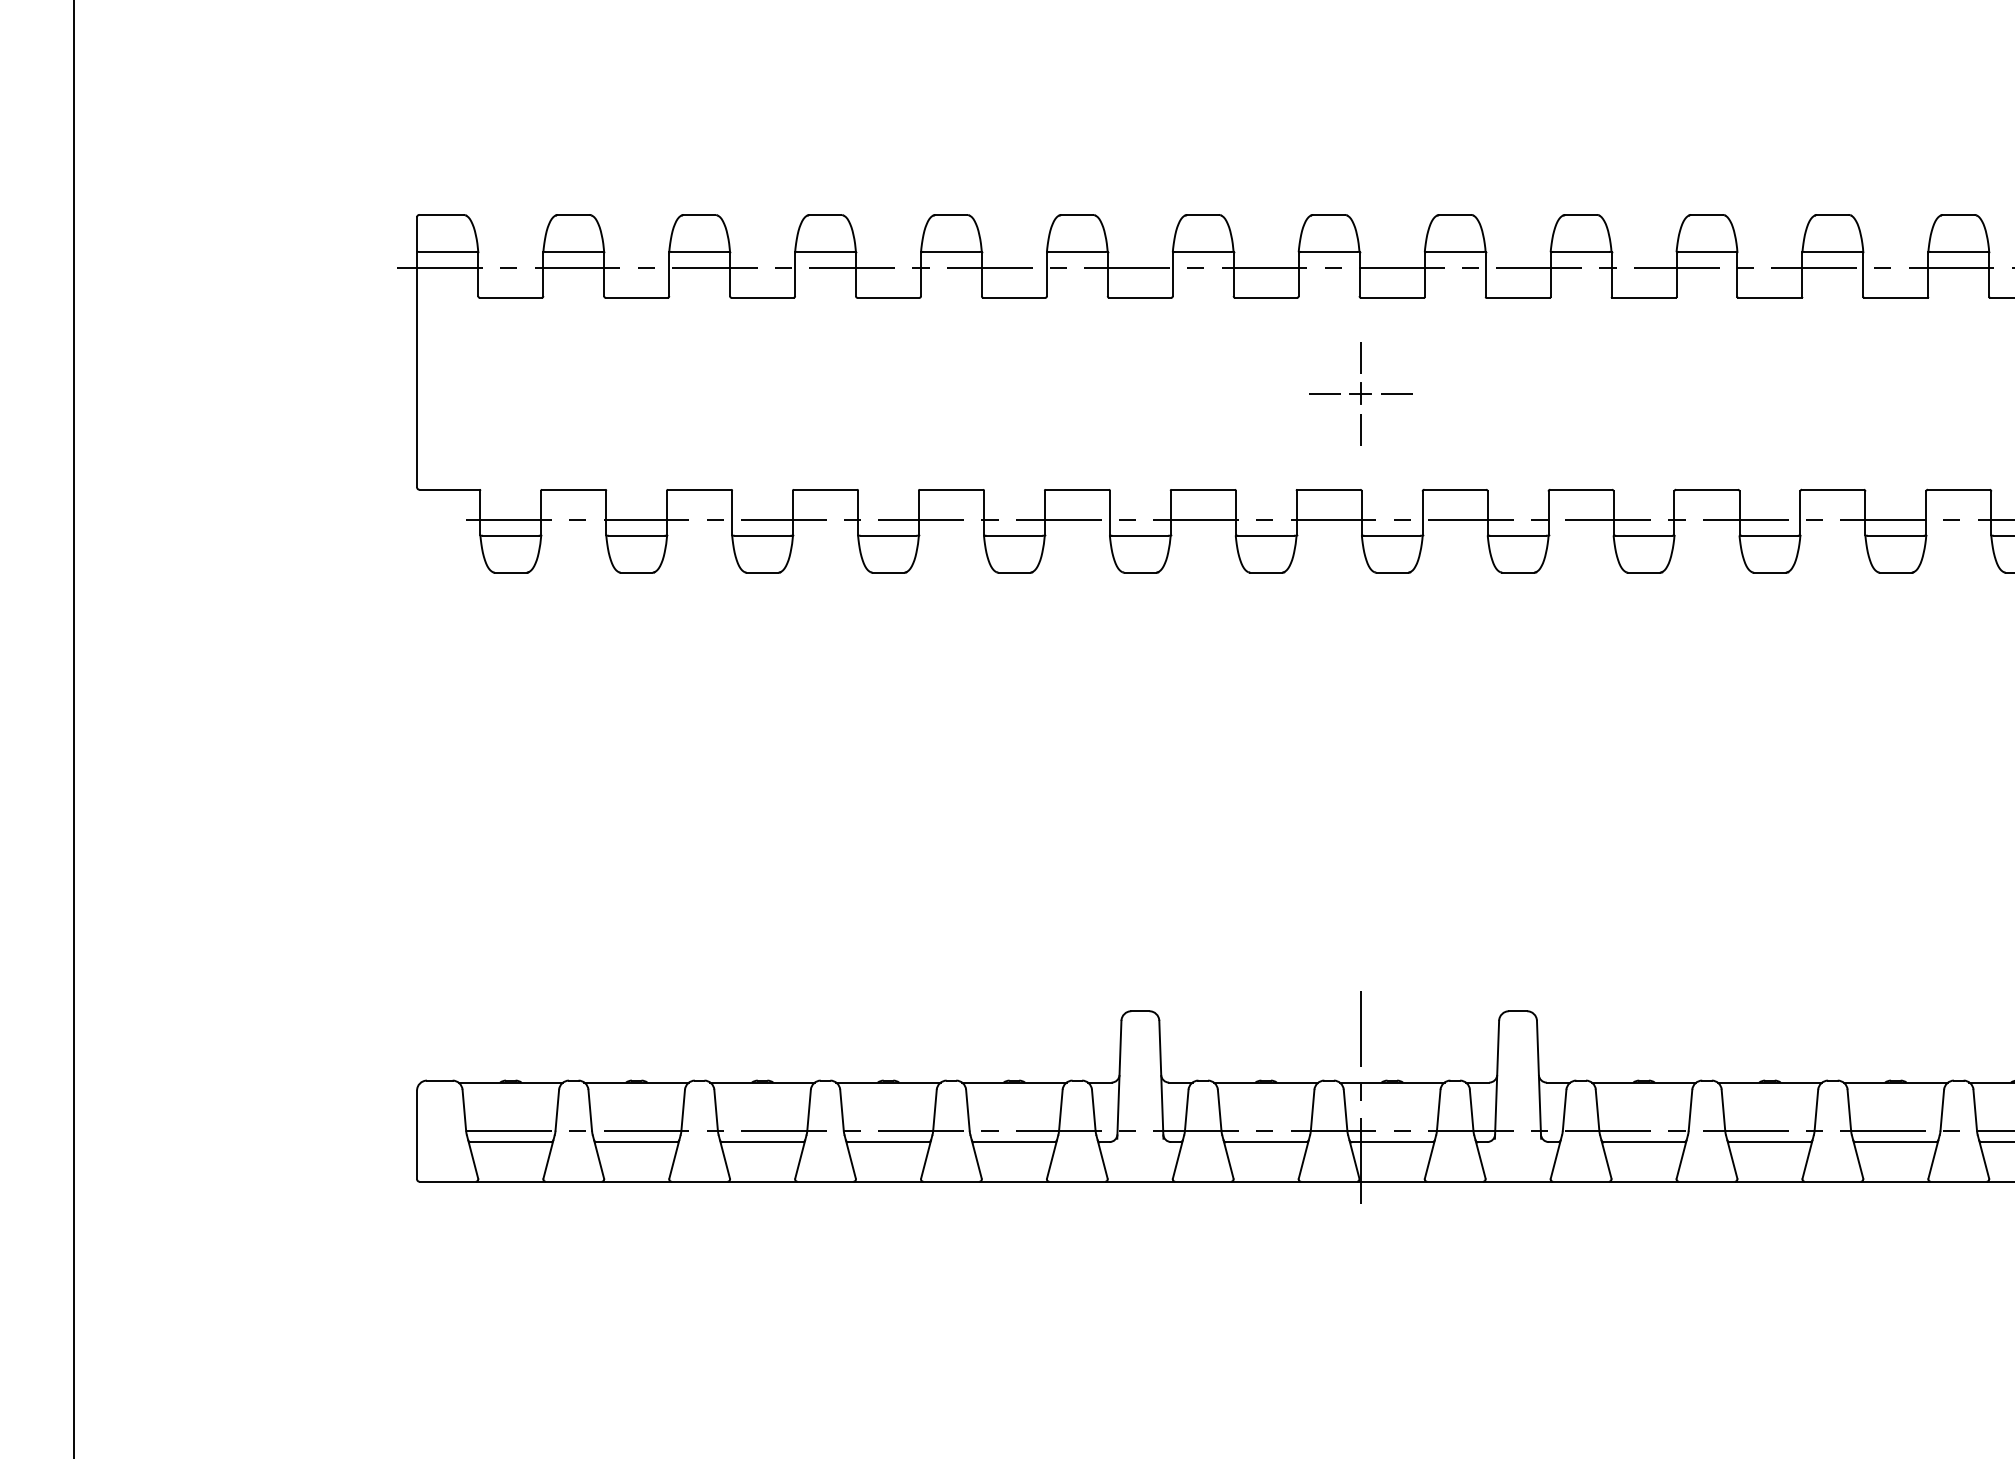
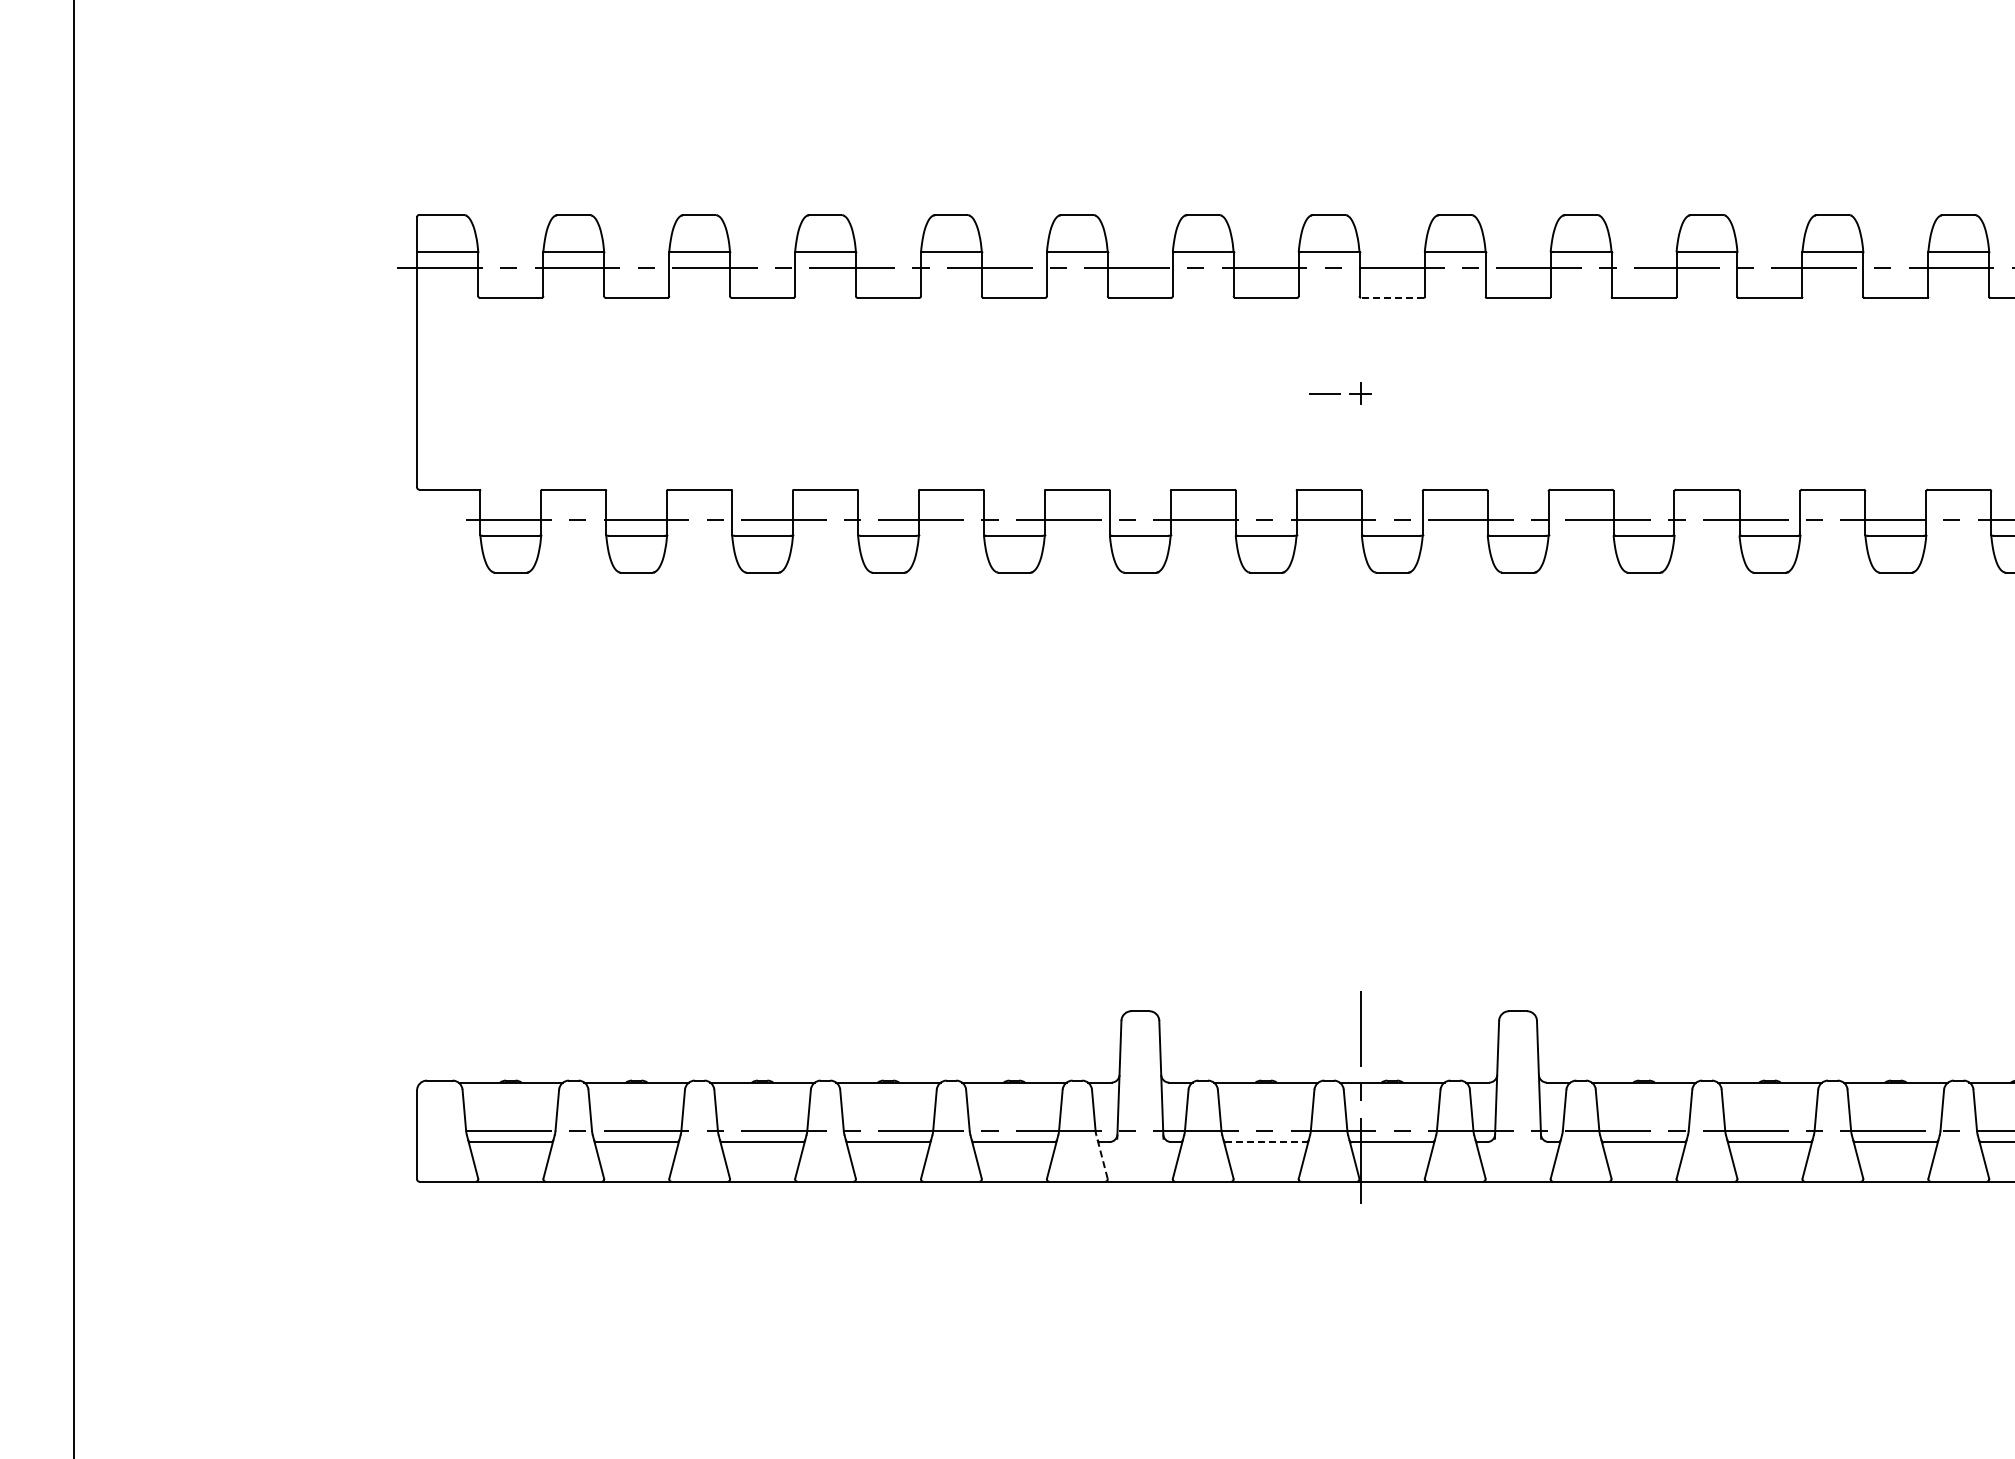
line: solid -> dashed (1392, 297)
line: present -> none (1360, 357)
line: present -> none (1396, 393)
line: present -> none (1360, 429)
line: solid -> dashed (1266, 1142)
line: solid -> dashed (1101, 1156)
